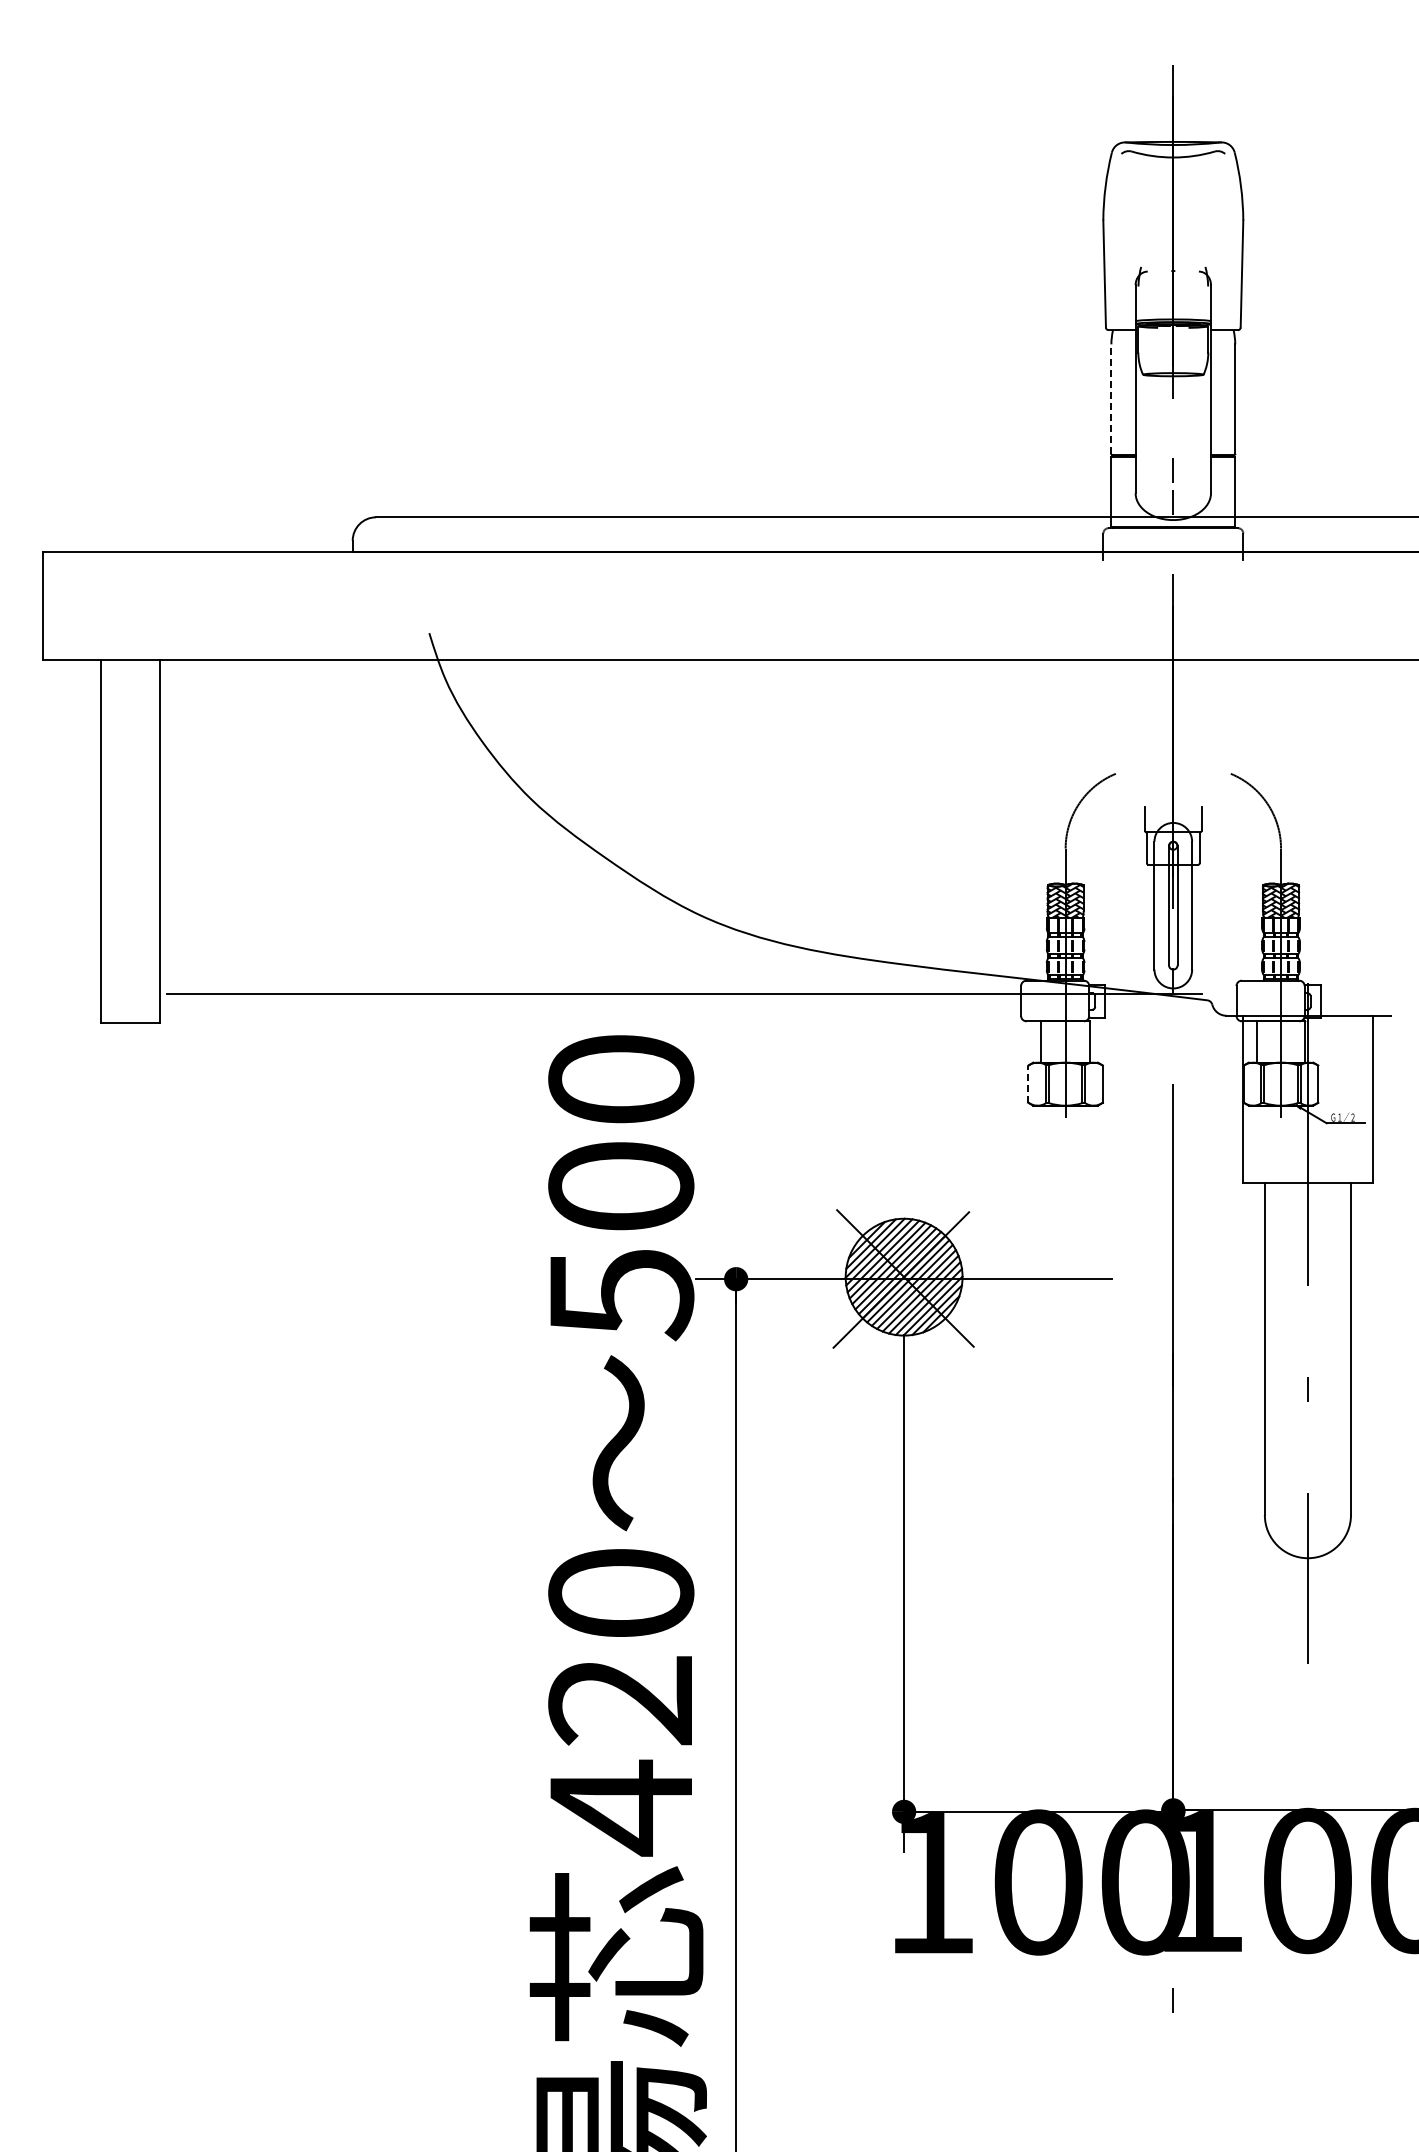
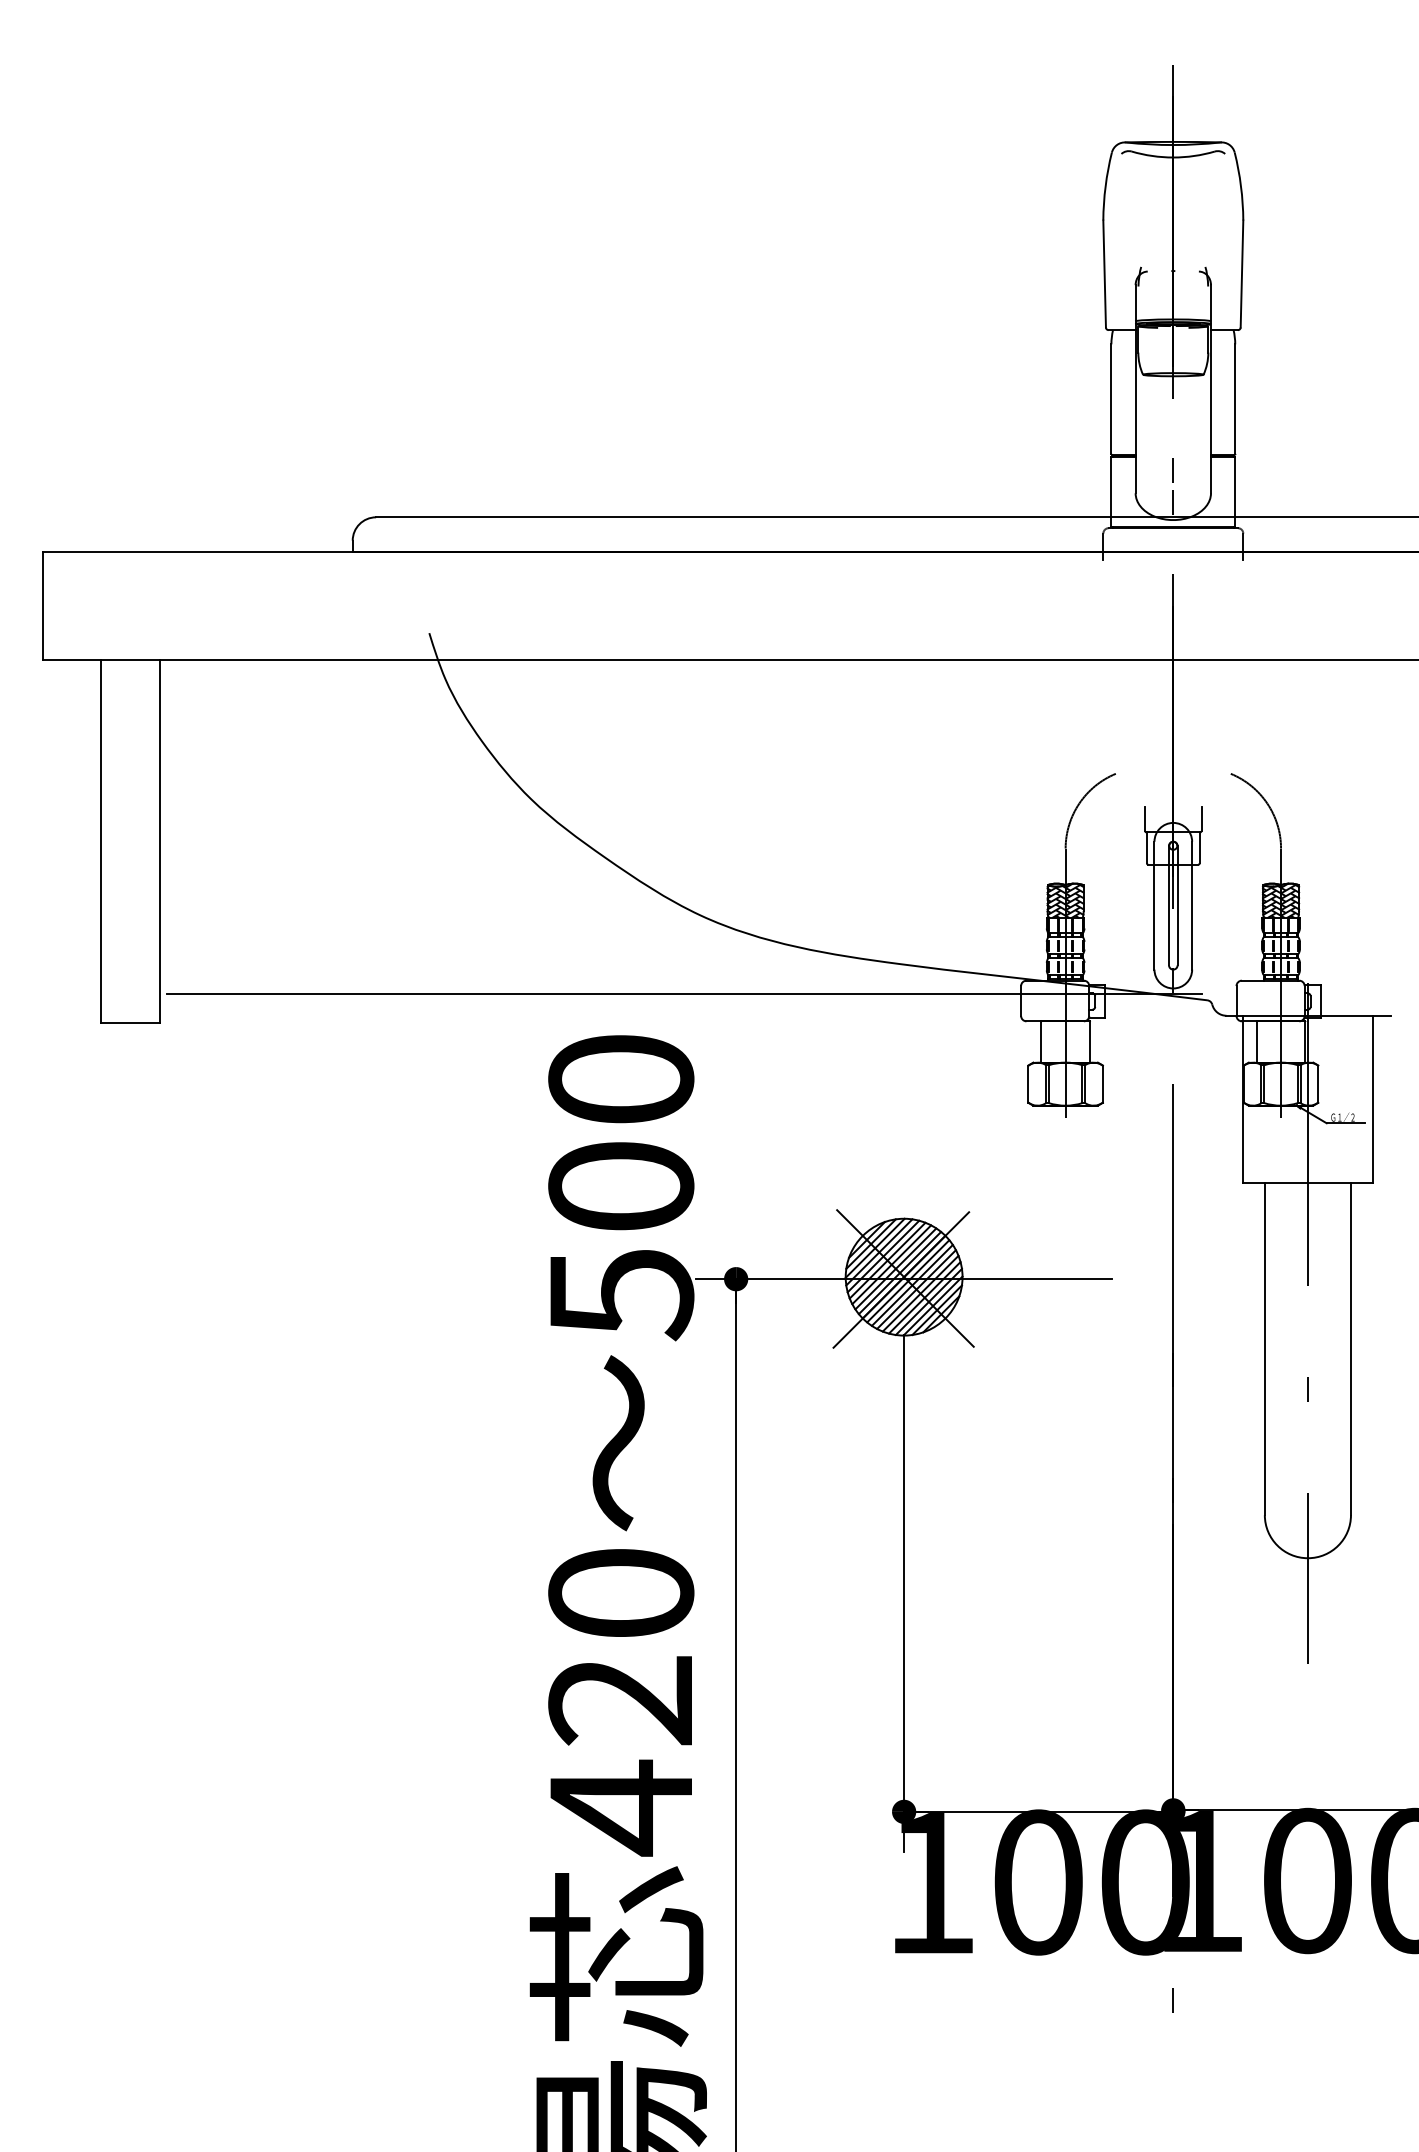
line: dashed -> solid (1111, 398)
line: dashed -> solid (1028, 1084)
